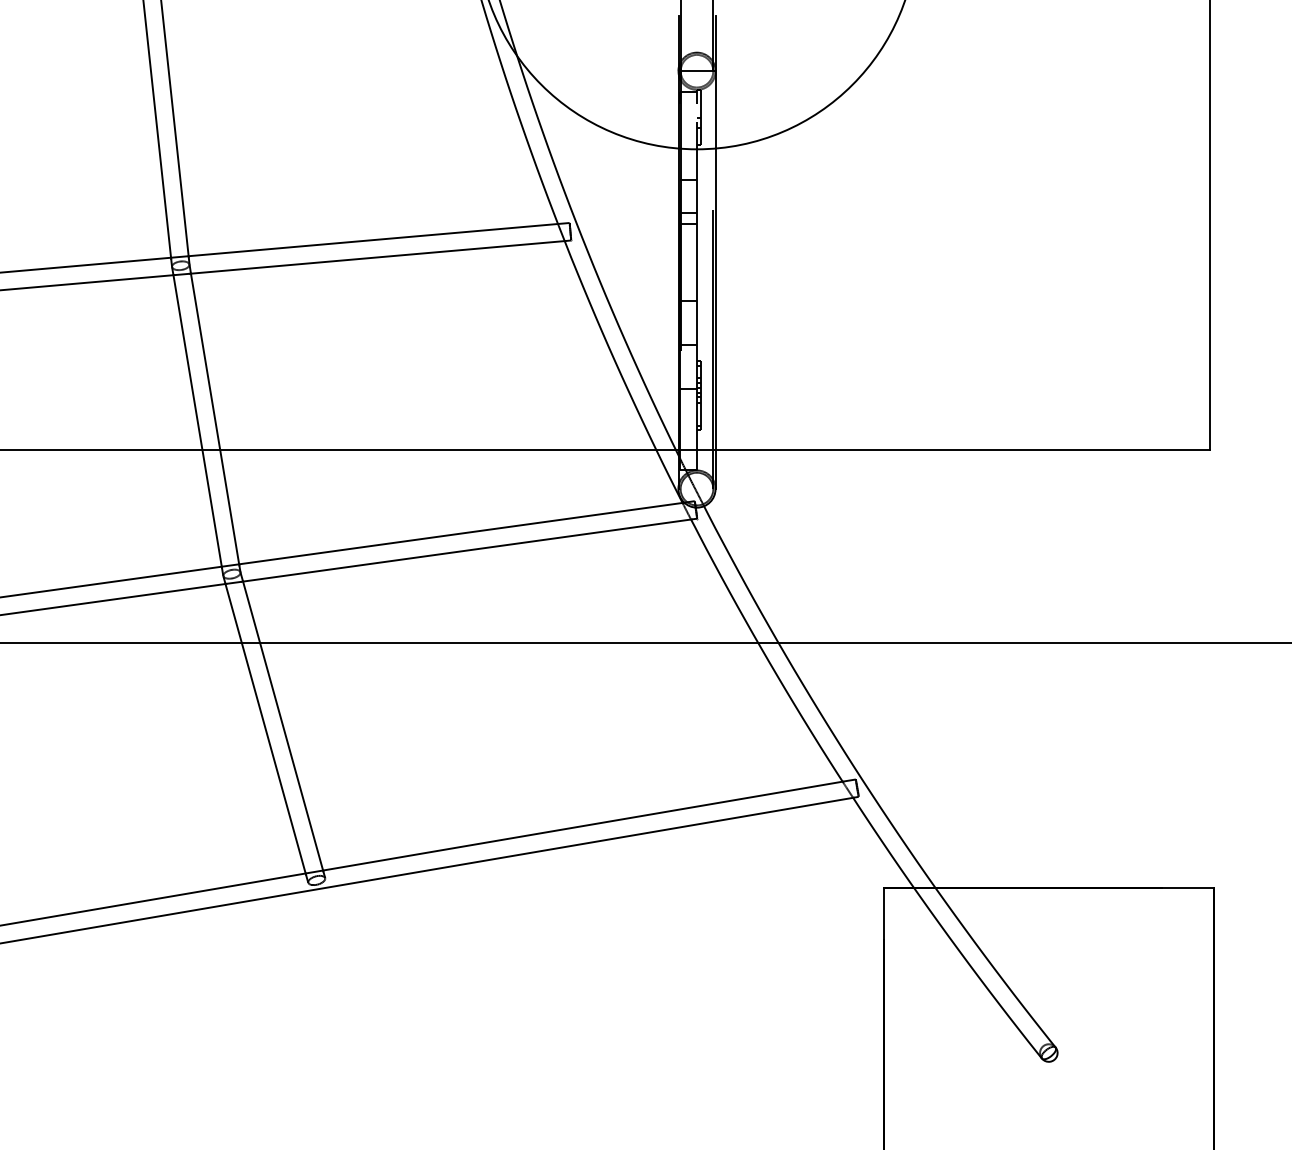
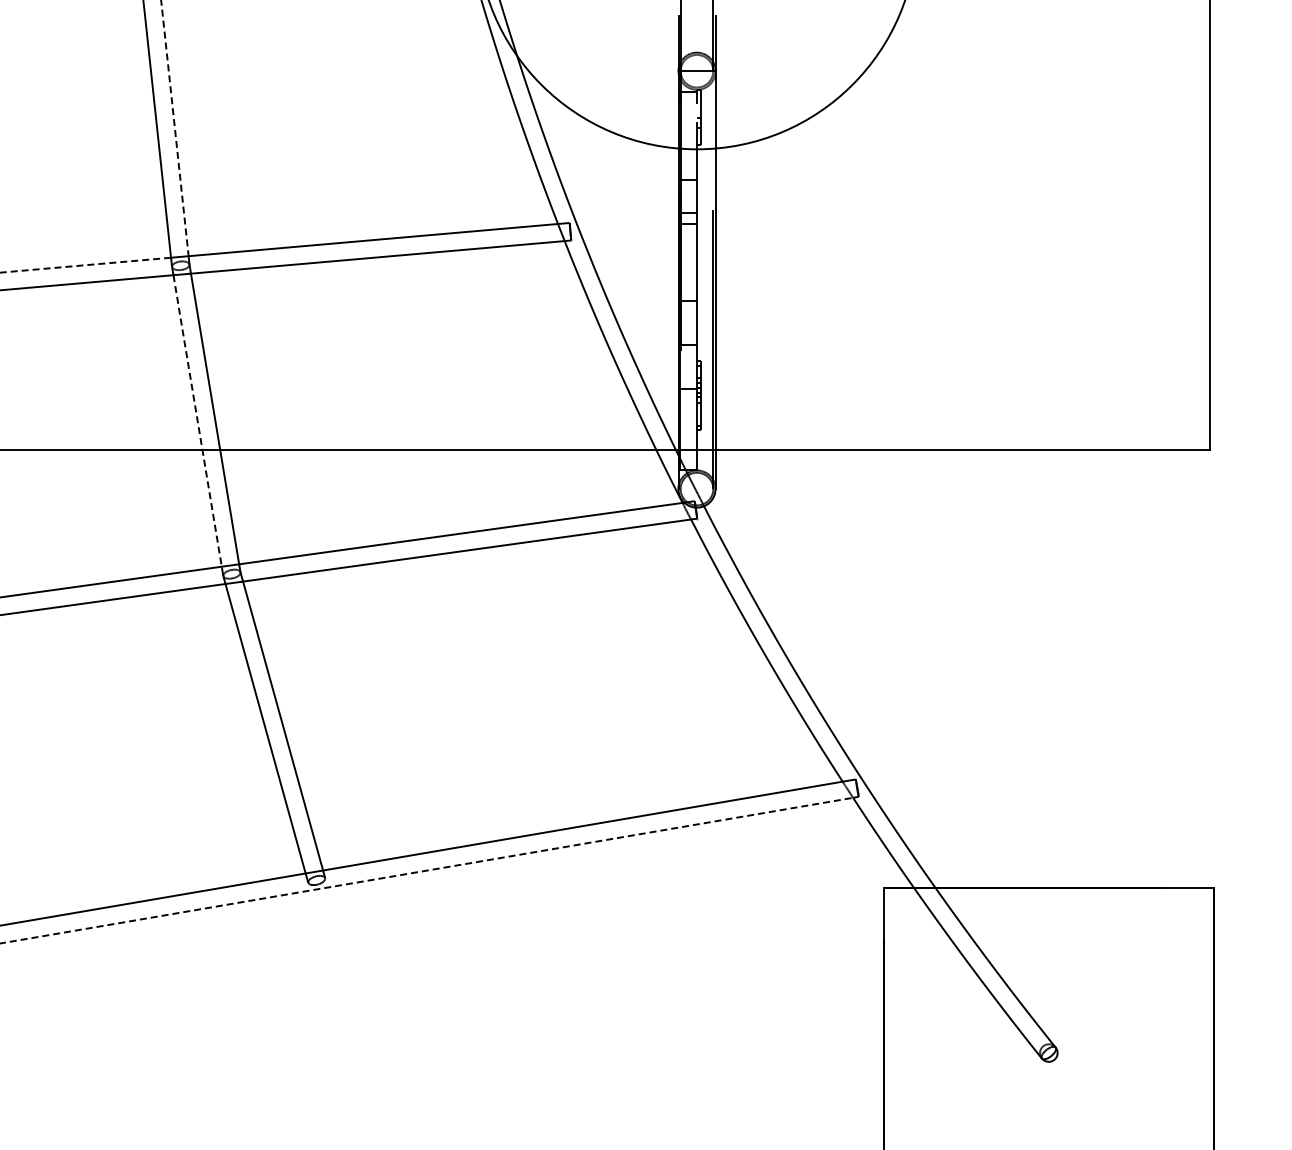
line: solid -> dashed (174, 128)
line: solid -> dashed (85, 265)
line: solid -> dashed (197, 422)
line: present -> none (645, 642)
line: solid -> dashed (427, 870)
